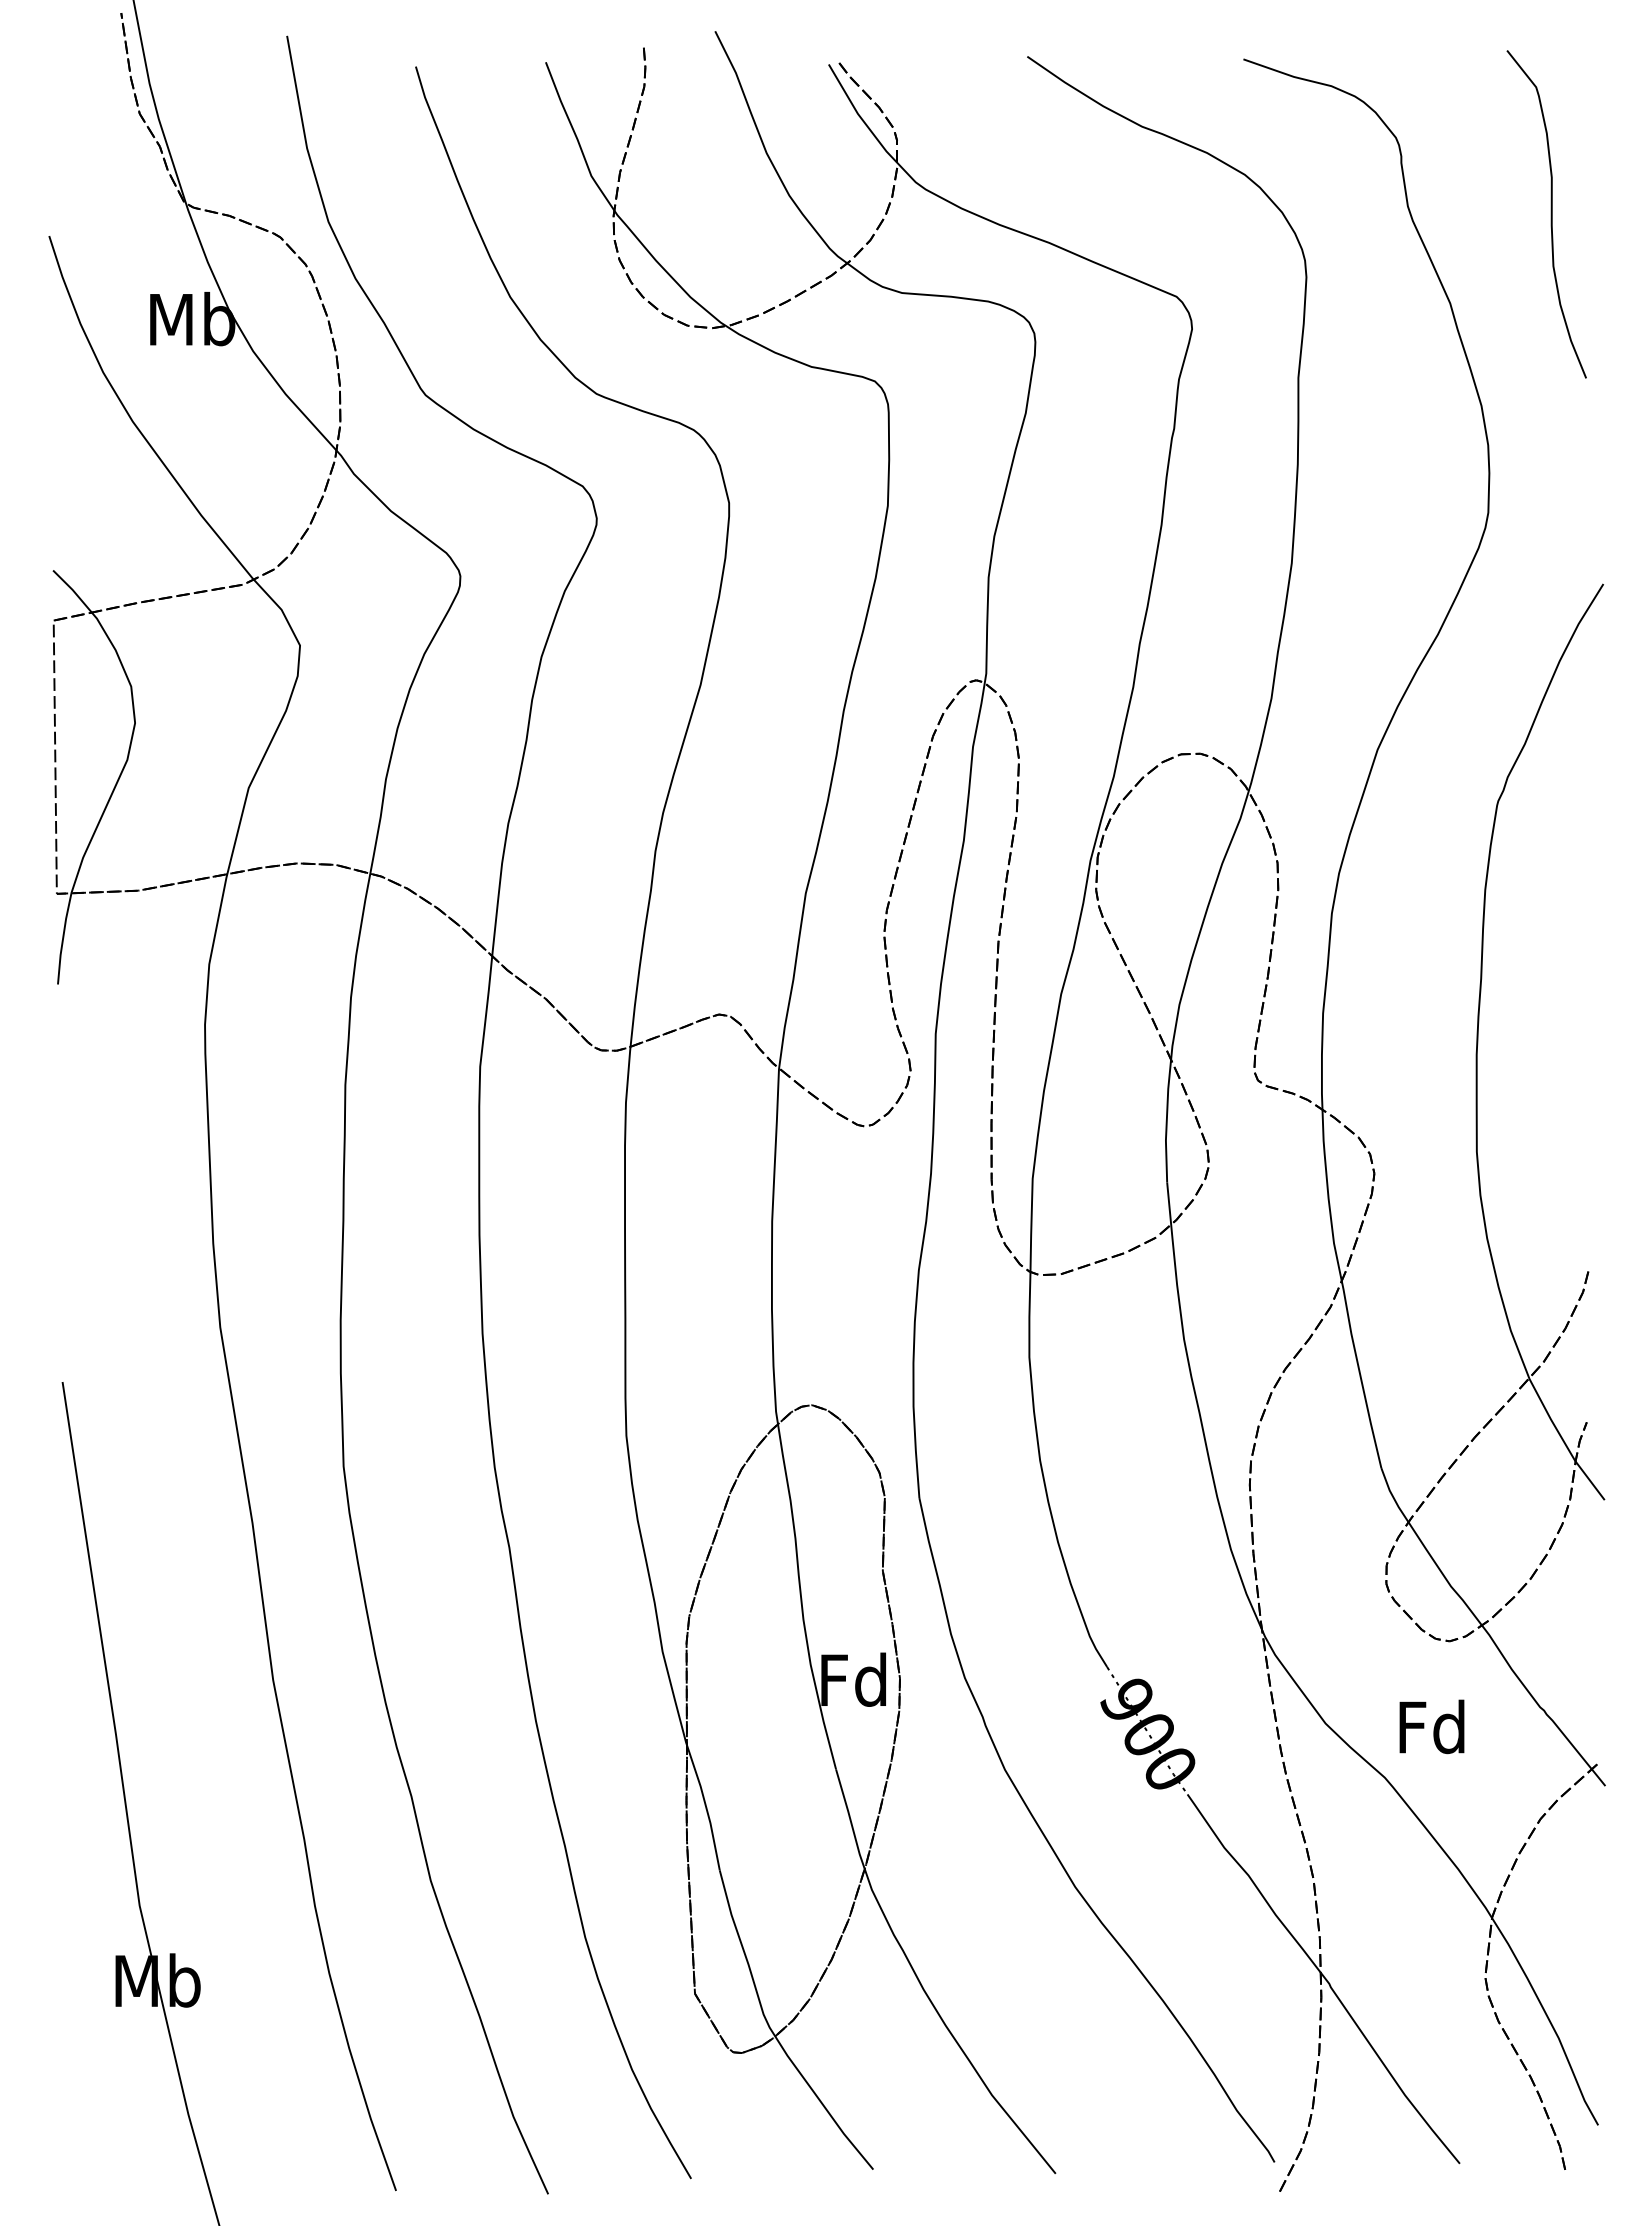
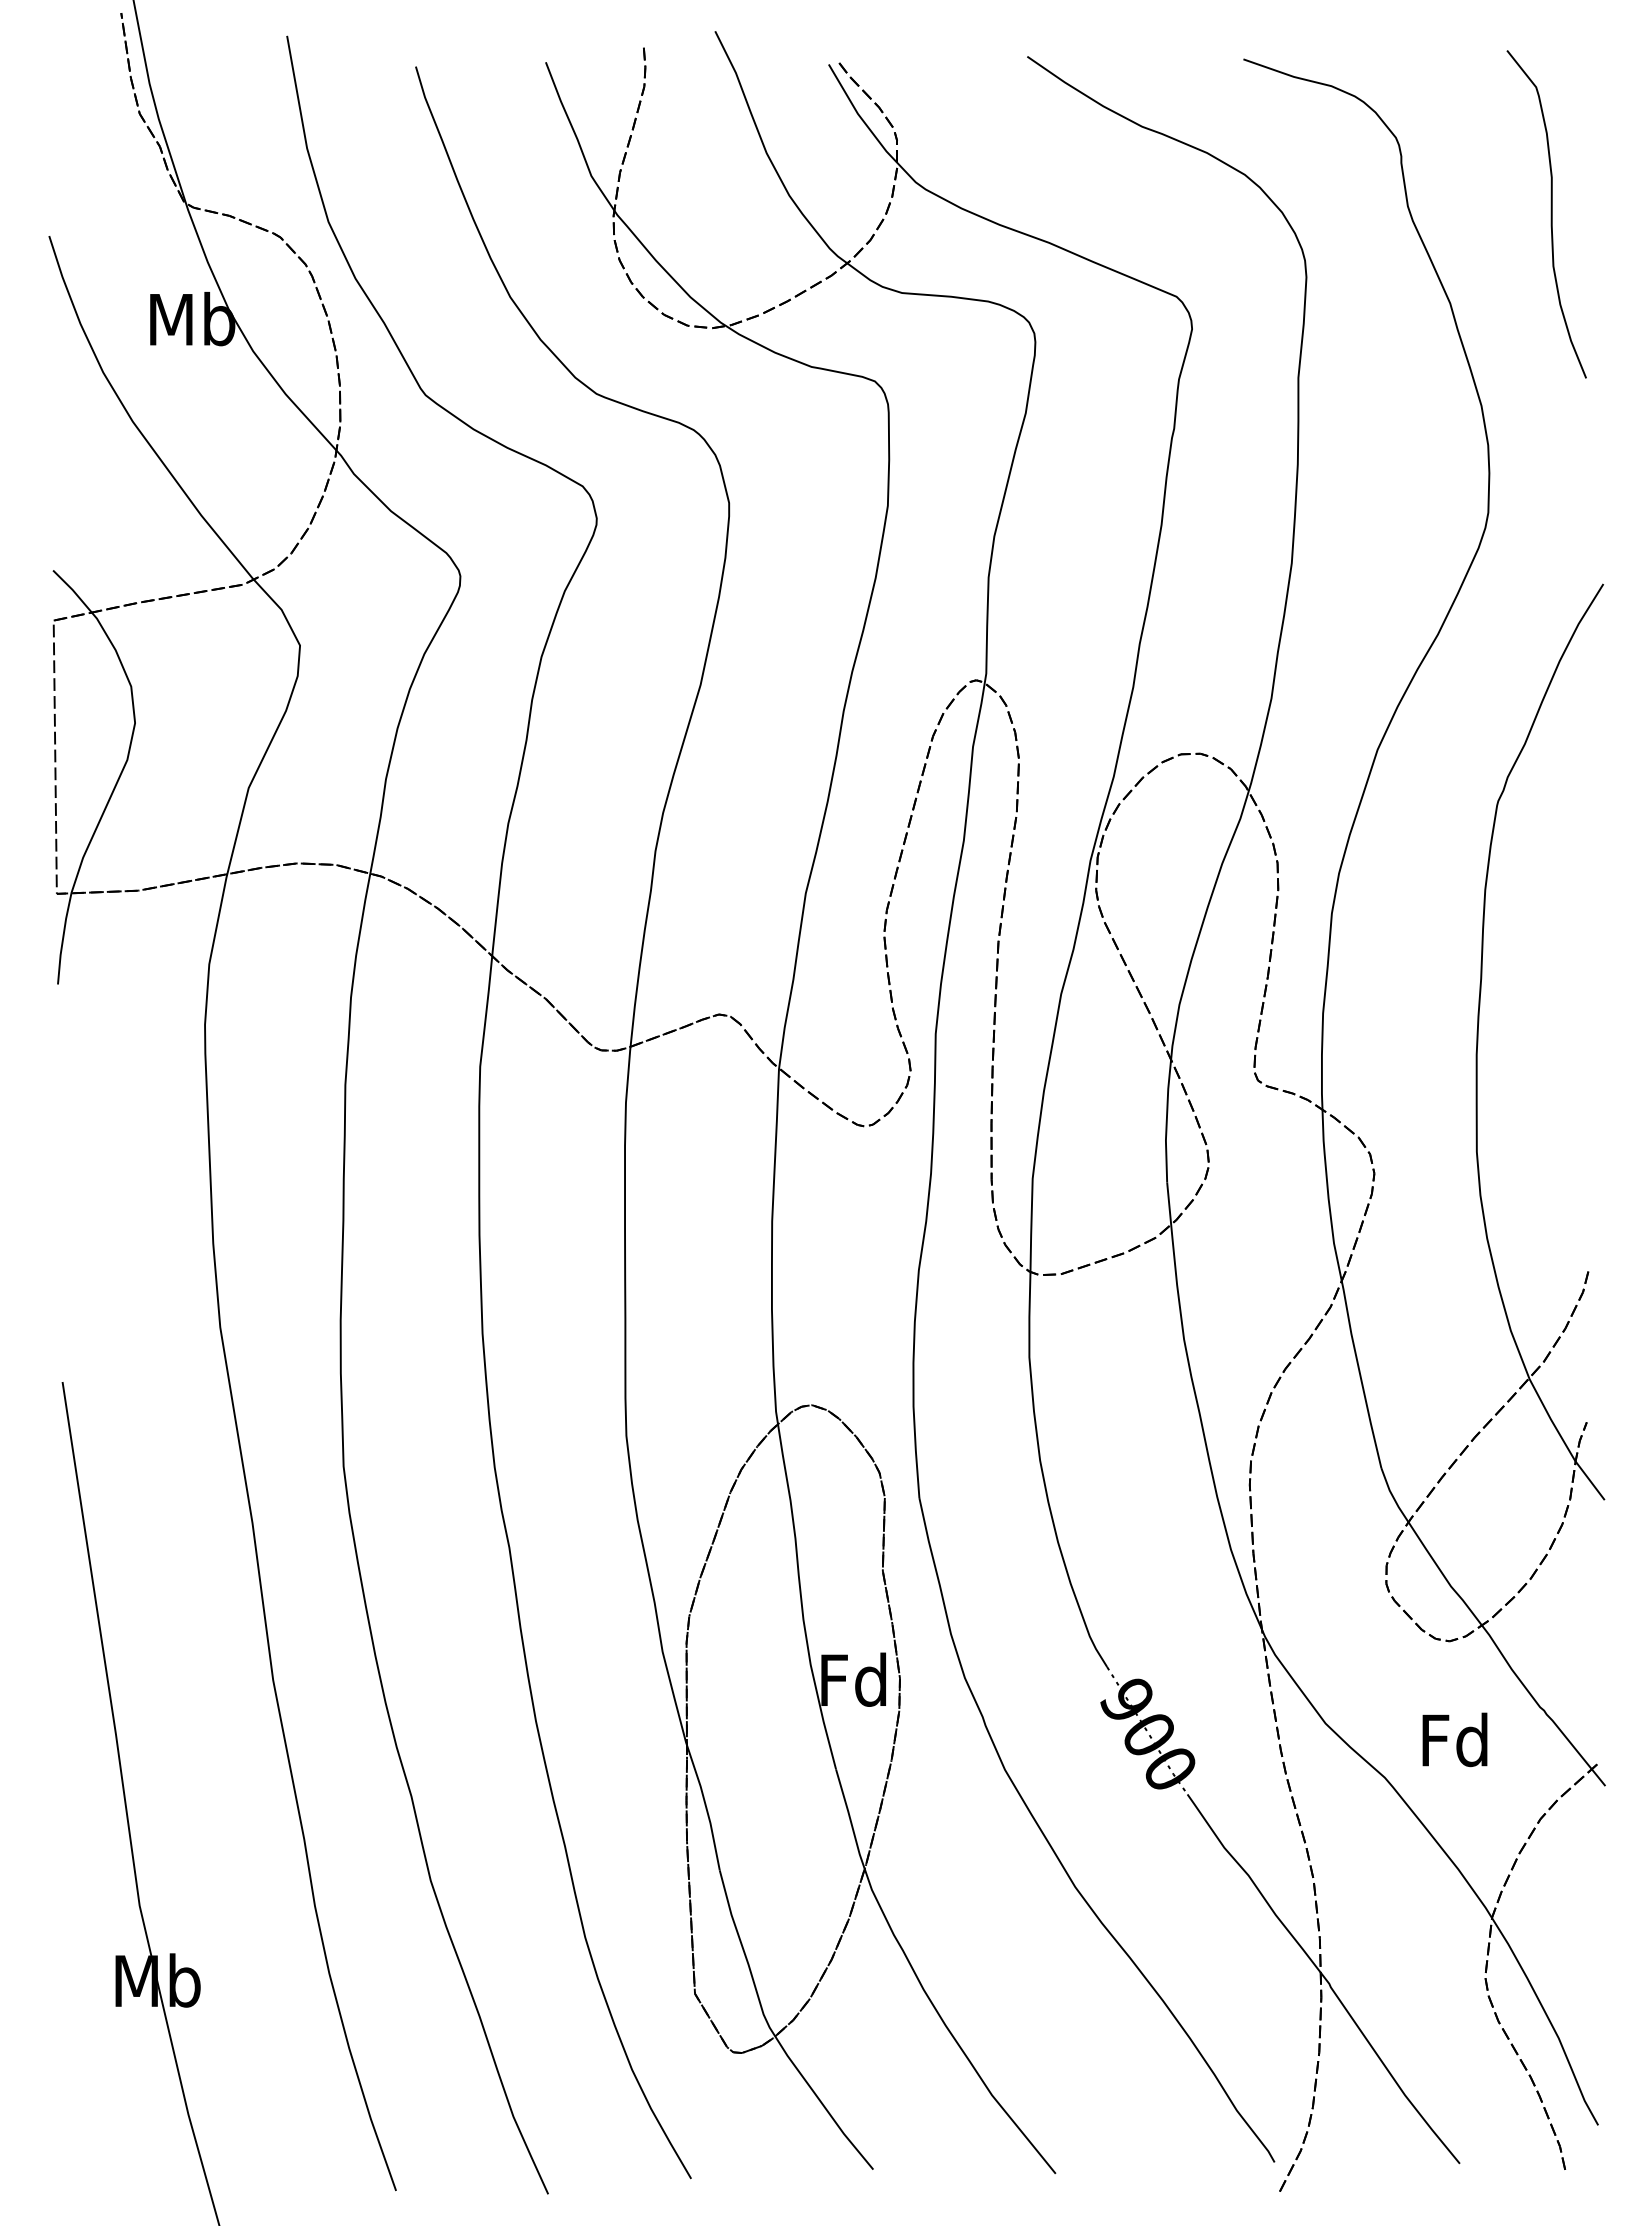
text position: (1431, 1726) -> (1454, 1739) (1454, 1739)
